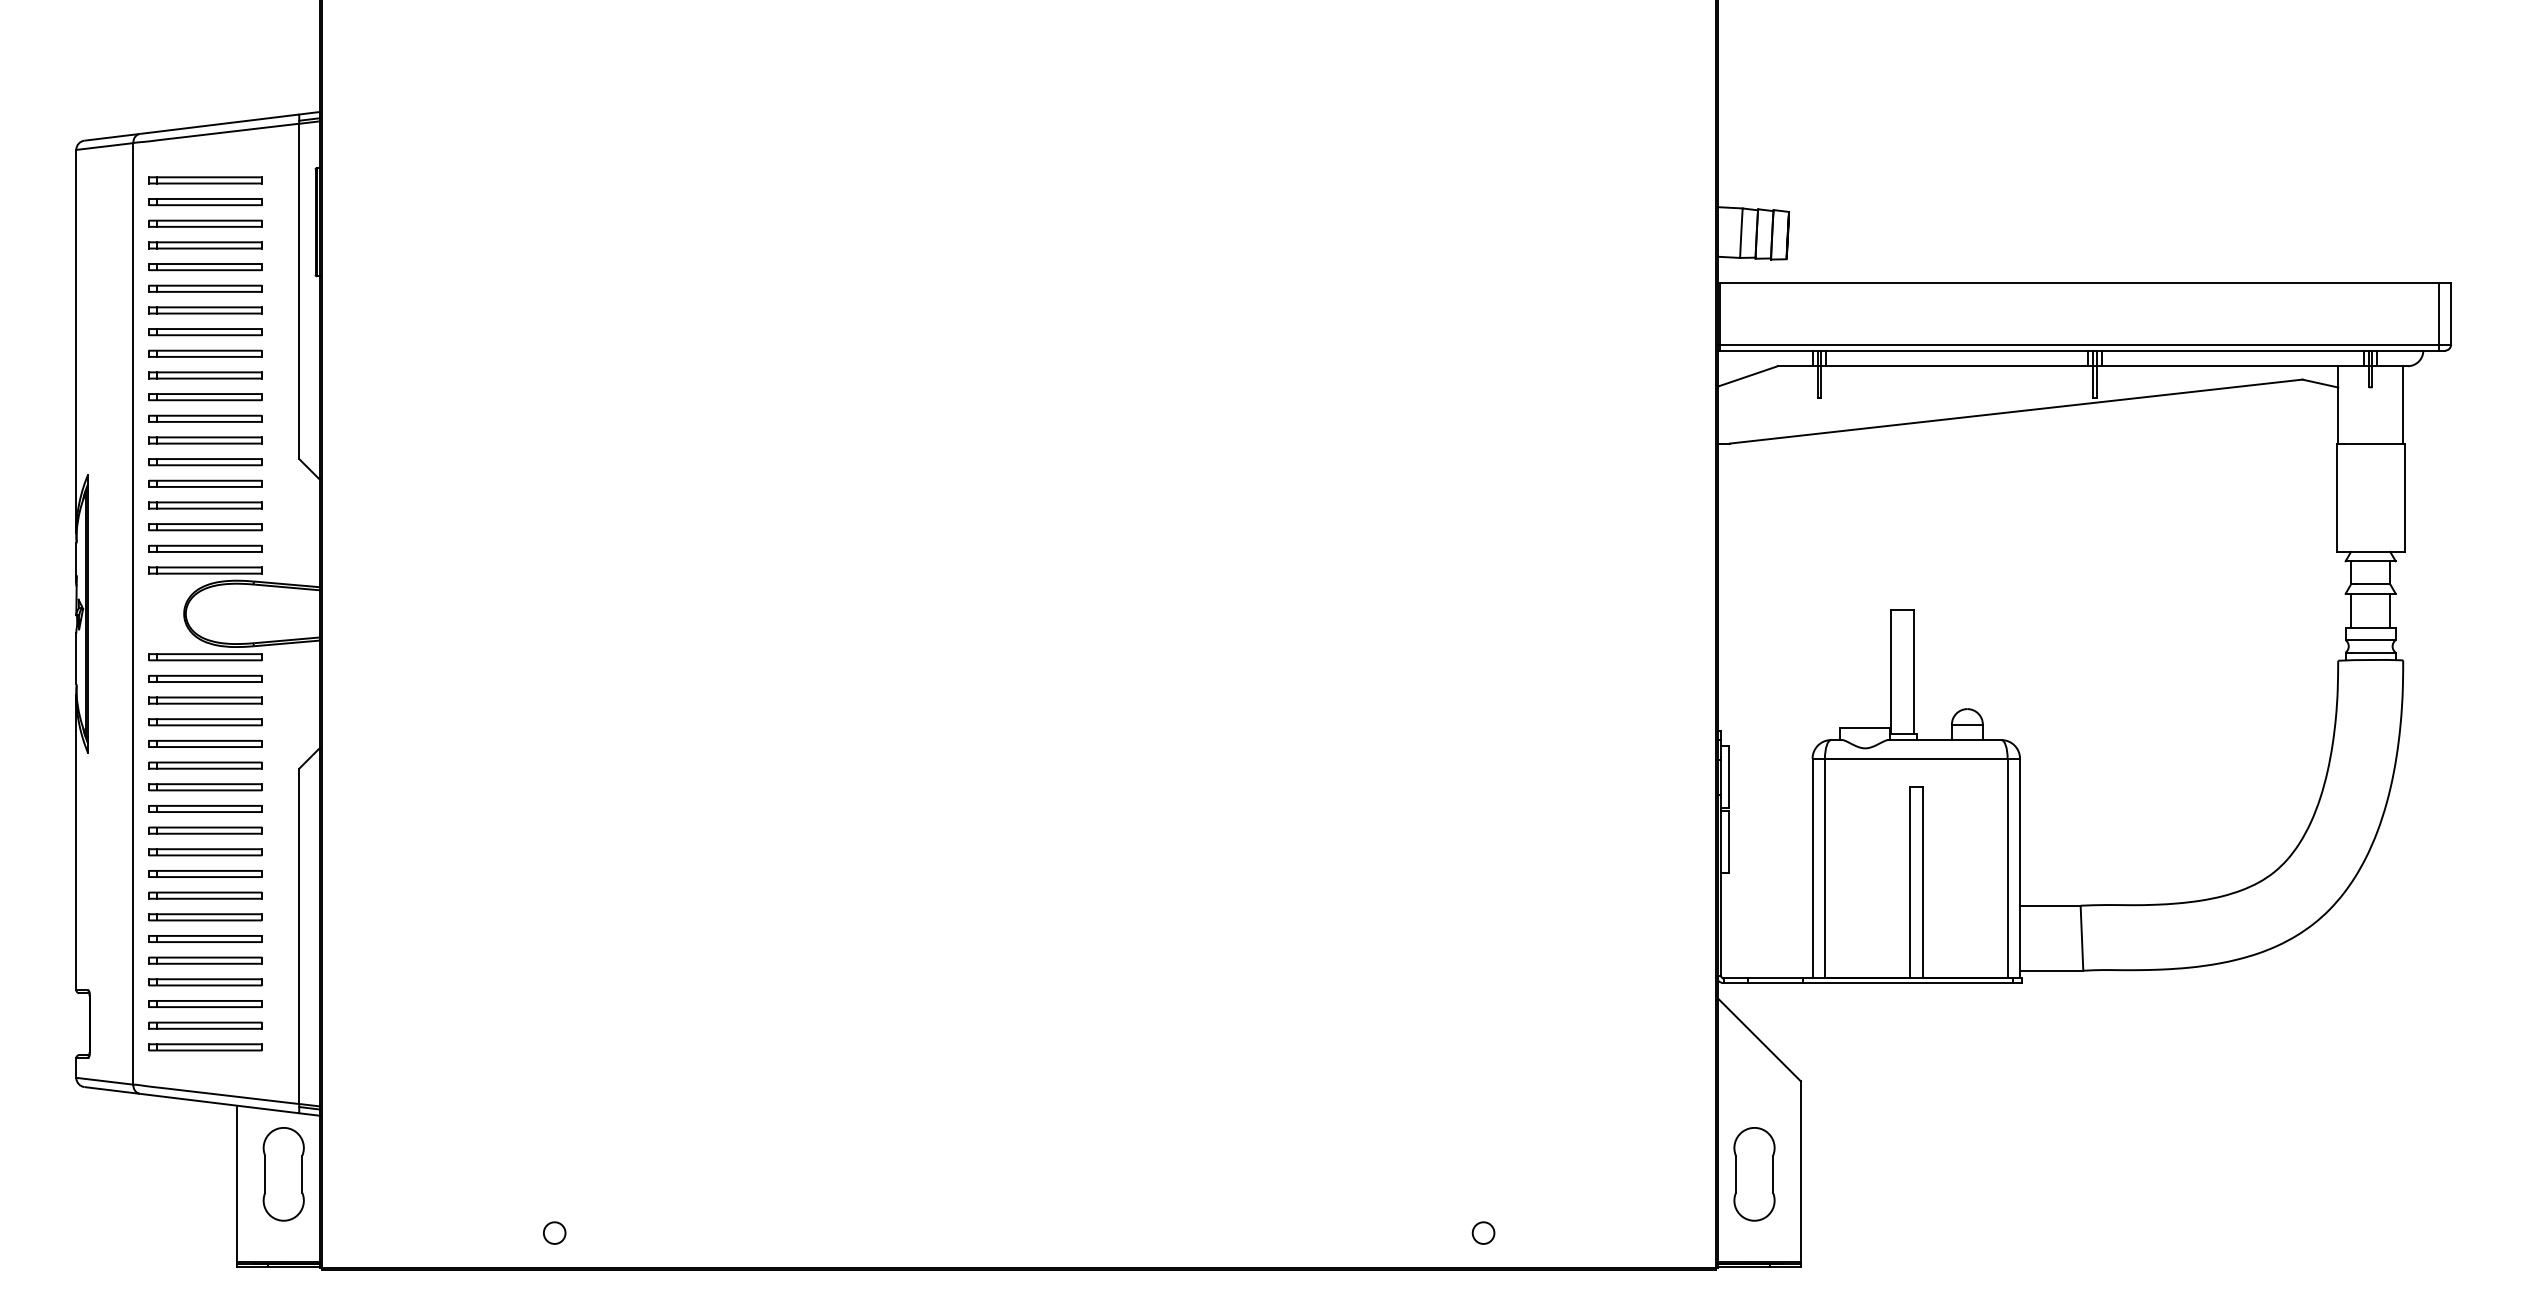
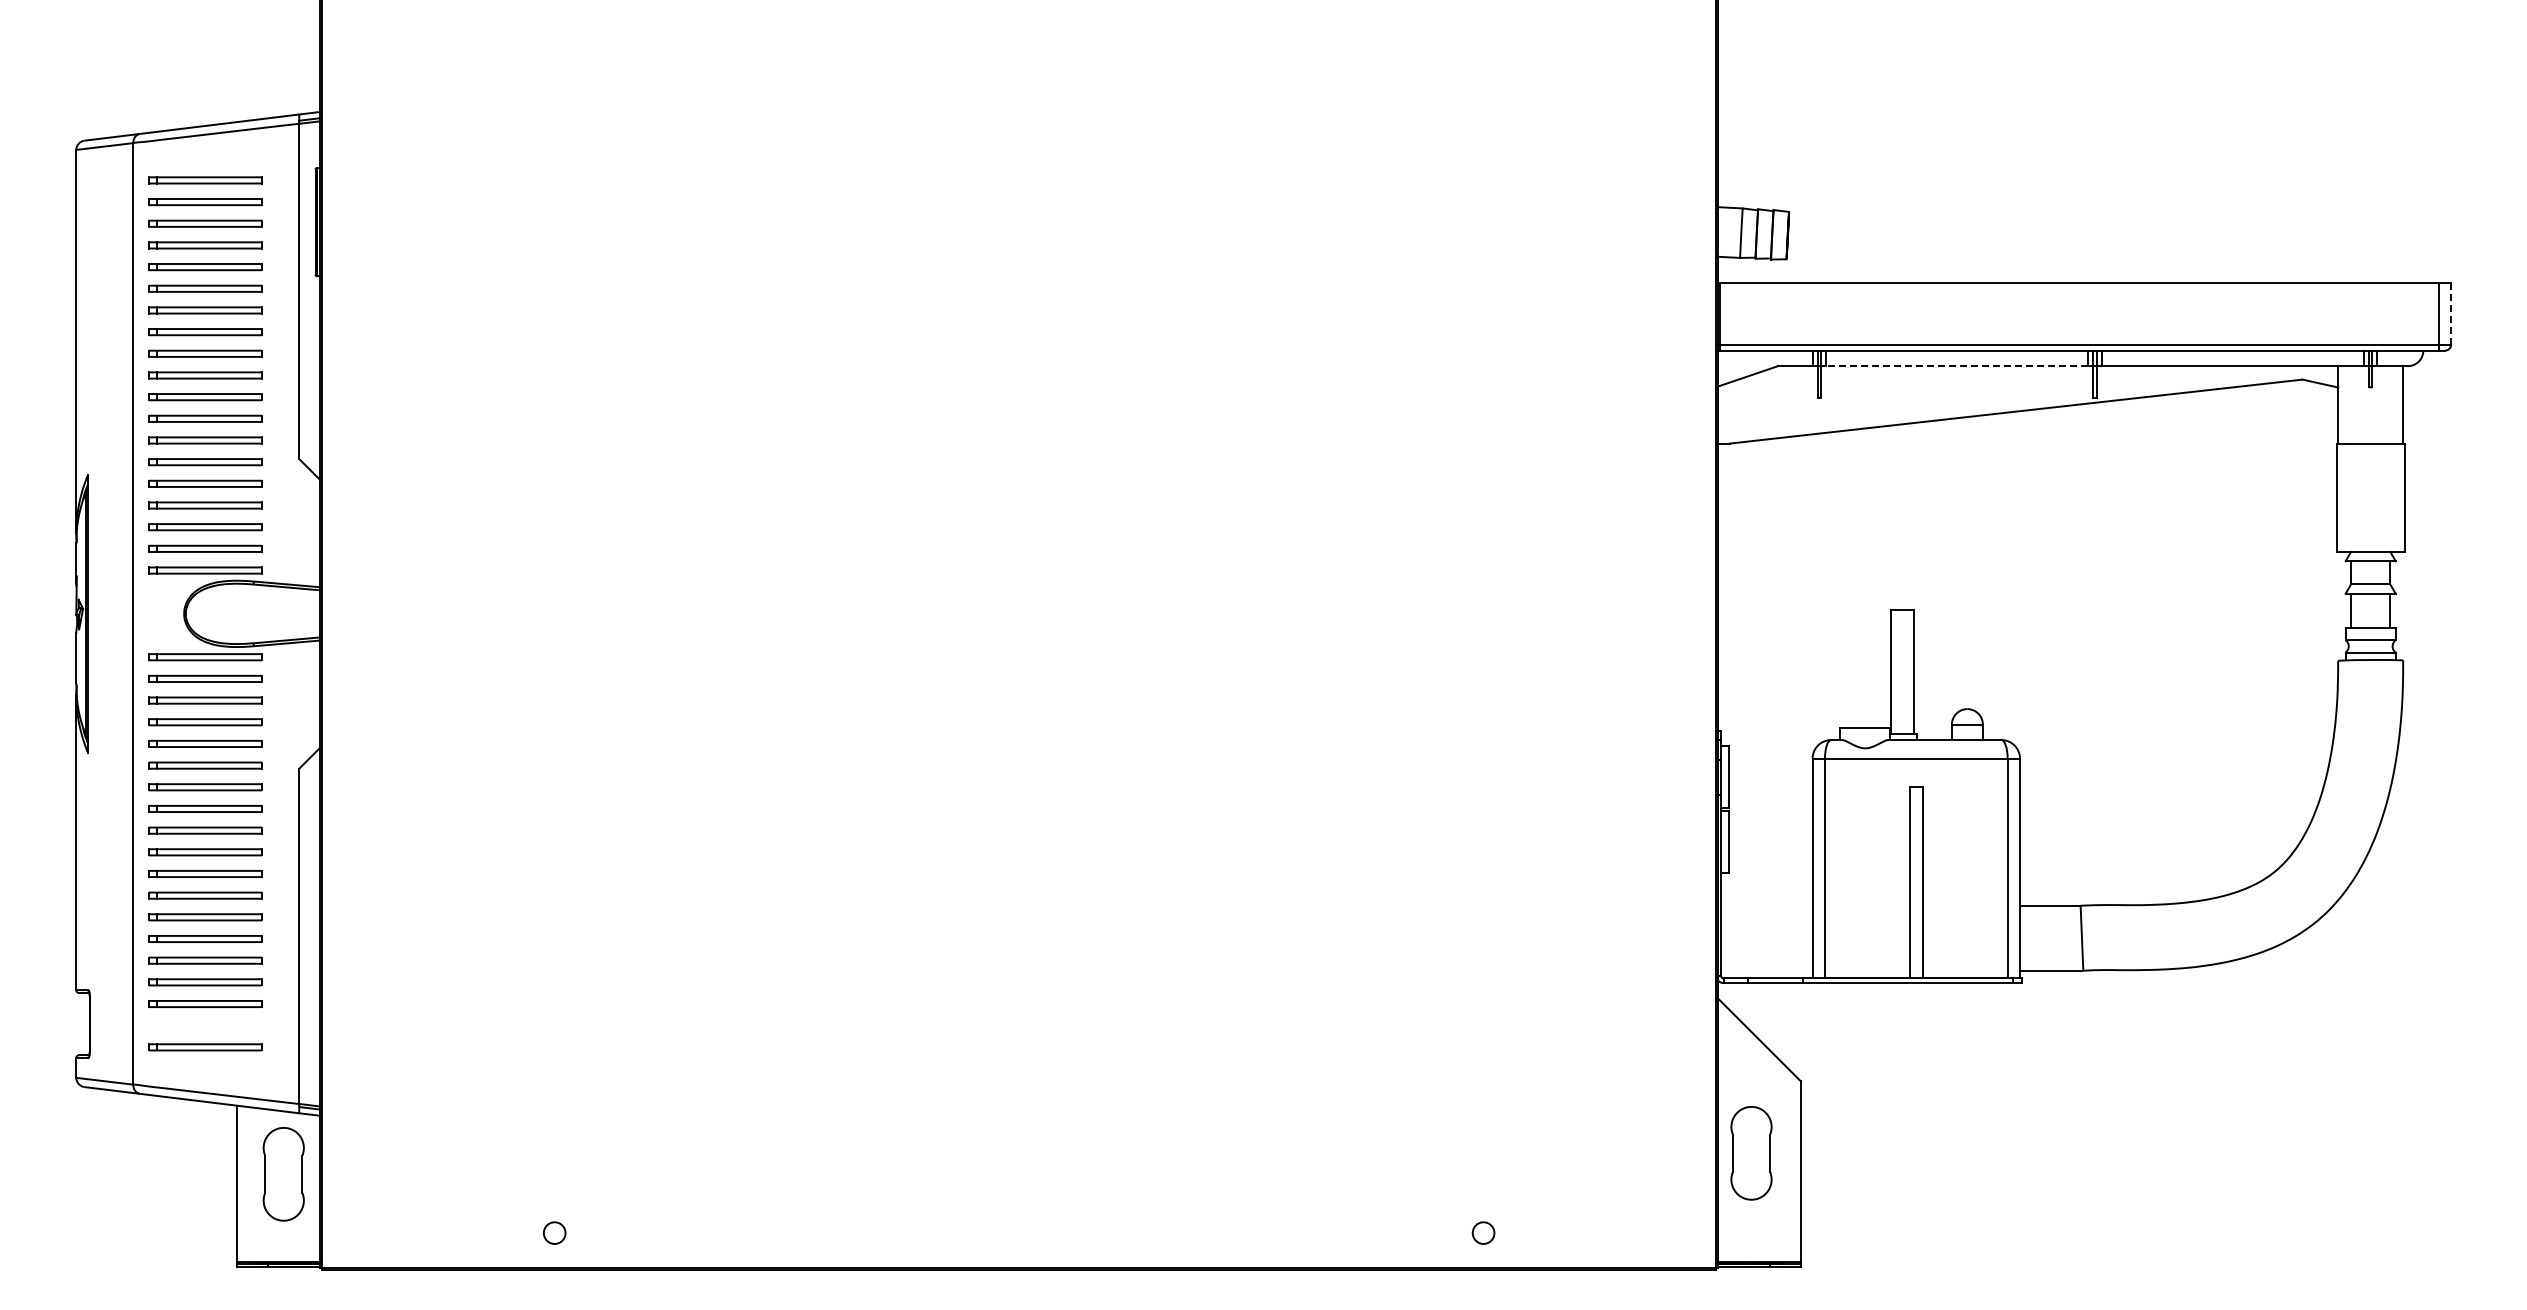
line: solid -> dashed (2451, 313)
line: solid -> dashed (1956, 366)
part: present -> none (205, 1025)
part position: (1754, 1174) -> (1751, 1153) (1751, 1153)
